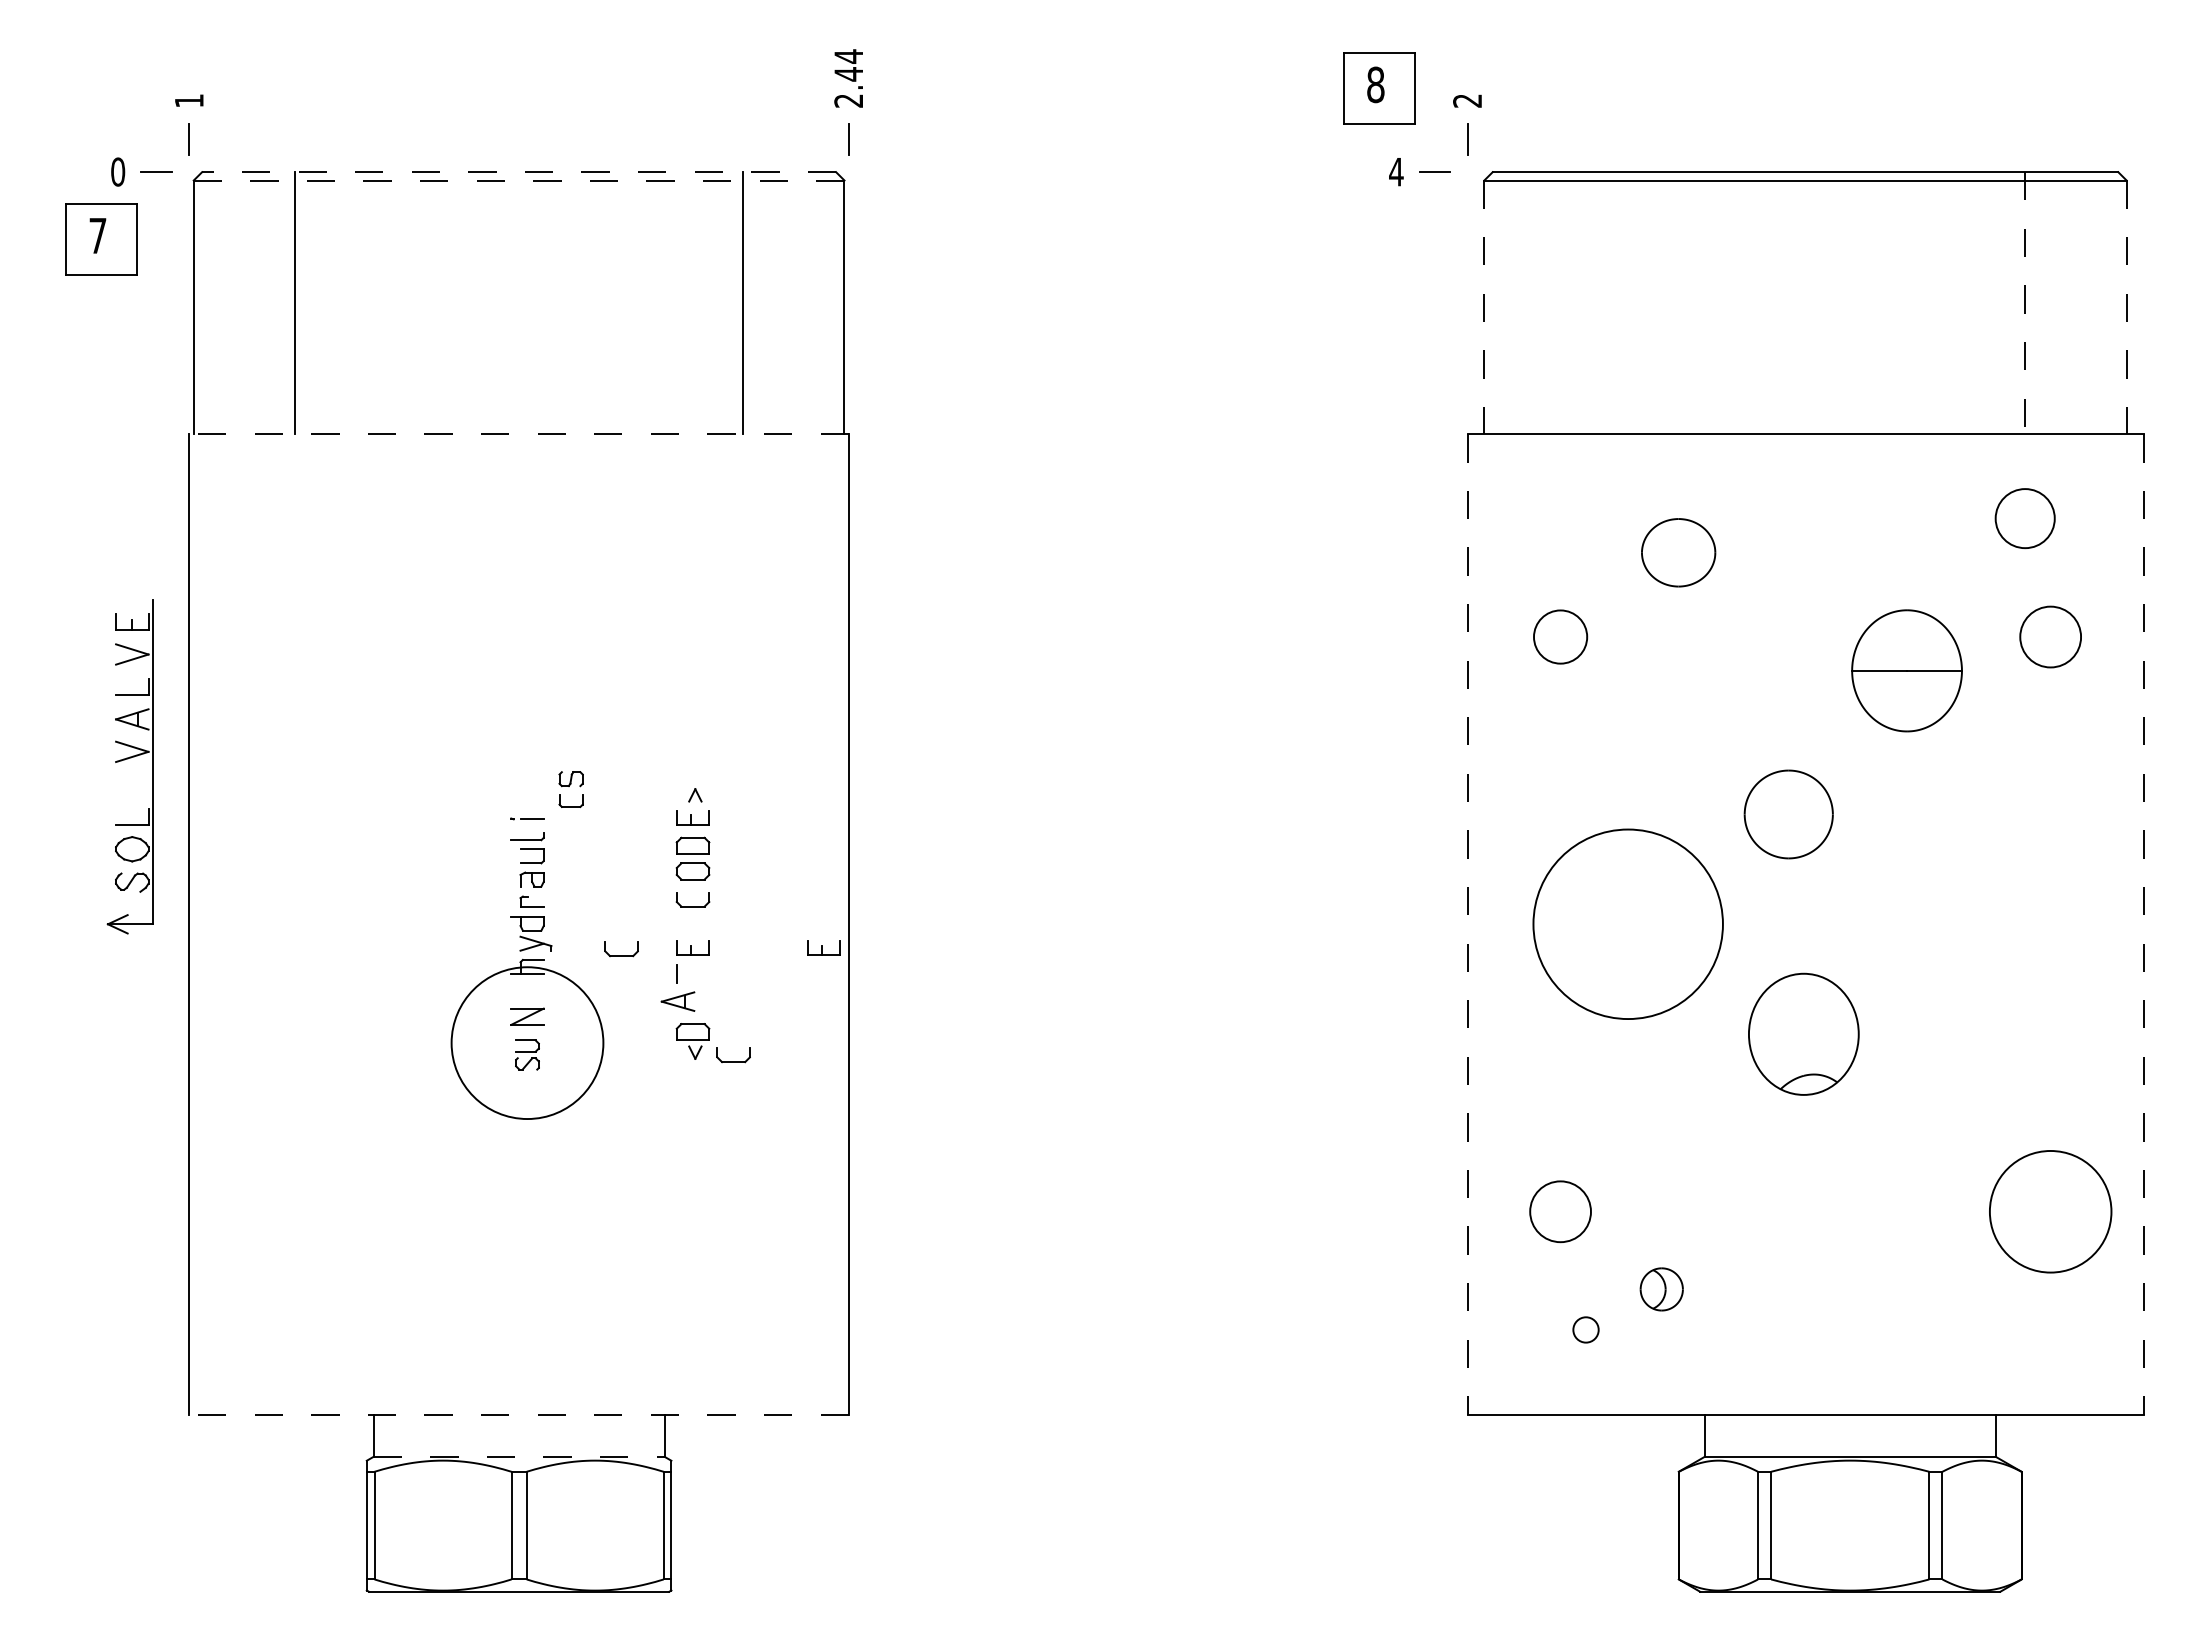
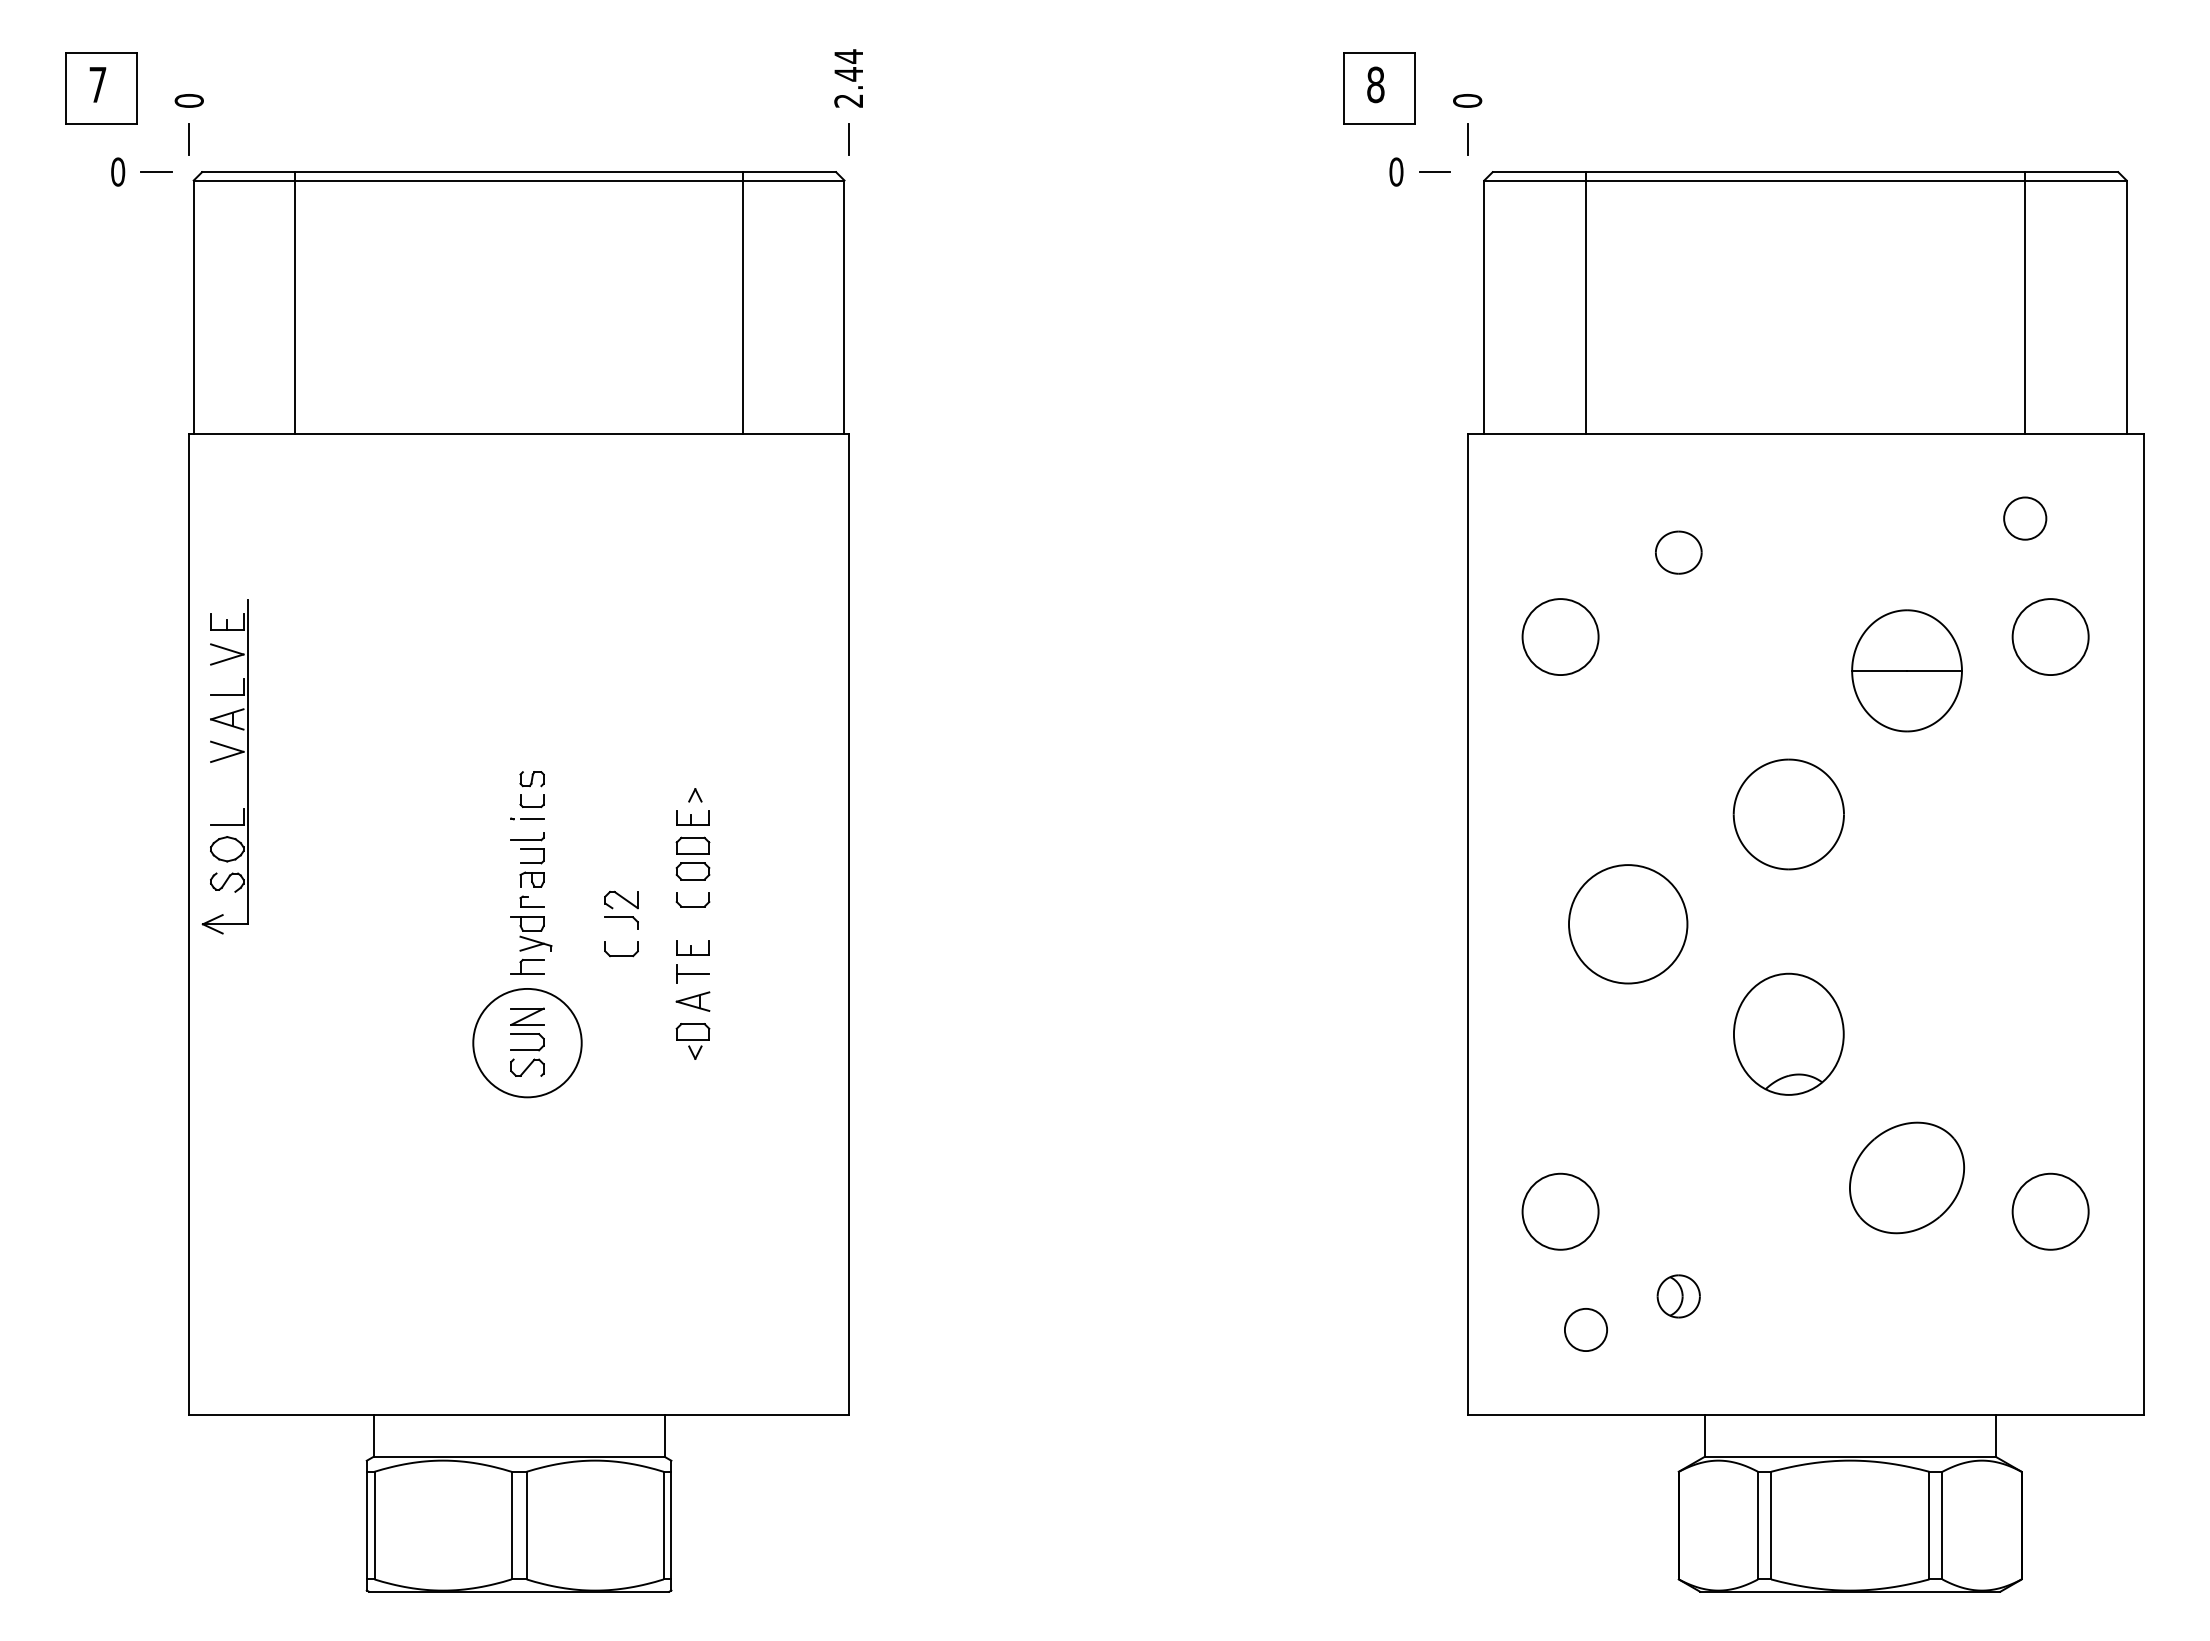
text: 1 -> 0 (188, 100)
text: 2 -> 0 (1467, 100)
text: 4 -> 0 (1396, 171)
line: dashed -> solid (519, 172)
line: dashed -> solid (518, 180)
part position: (101, 239) -> (101, 88) (101, 88)
line: none -> present (1585, 303)
line: dashed -> solid (2025, 303)
line: dashed -> solid (1484, 307)
line: dashed -> solid (2126, 307)
line: dashed -> solid (519, 434)
circle diameter: 59 px -> 42 px (2025, 518)
part size: 76x70 px -> 48x45 px (1678, 552)
circle diameter: 53 px -> 76 px (1560, 637)
circle diameter: 61 px -> 76 px (2050, 637)
part position: (128, 759) -> (223, 759) (223, 759)
part position: (570, 789) -> (531, 789) (531, 789)
part size: 91x91 px -> 113x113 px (1788, 814)
part: none -> present (621, 916)
line: dashed -> solid (1467, 924)
circle diameter: 189 px -> 118 px (1628, 924)
line: dashed -> solid (2143, 924)
part: present -> none (823, 947)
line: none -> present (692, 973)
part position: (677, 1001) -> (692, 1001) (692, 1001)
part position: (1803, 1033) -> (1788, 1033) (1788, 1033)
circle diameter: 152 px -> 108 px (527, 1042)
part size: 25x32 px -> 35x44 px (527, 1054)
part: present -> none (733, 1055)
part: none -> present (1906, 1177)
circle diameter: 61 px -> 76 px (1560, 1211)
circle diameter: 122 px -> 76 px (2050, 1211)
part position: (1661, 1289) -> (1678, 1296) (1678, 1296)
circle diameter: 25 px -> 42 px (1585, 1329)
line: dashed -> solid (519, 1414)
line: dashed -> solid (519, 1456)
